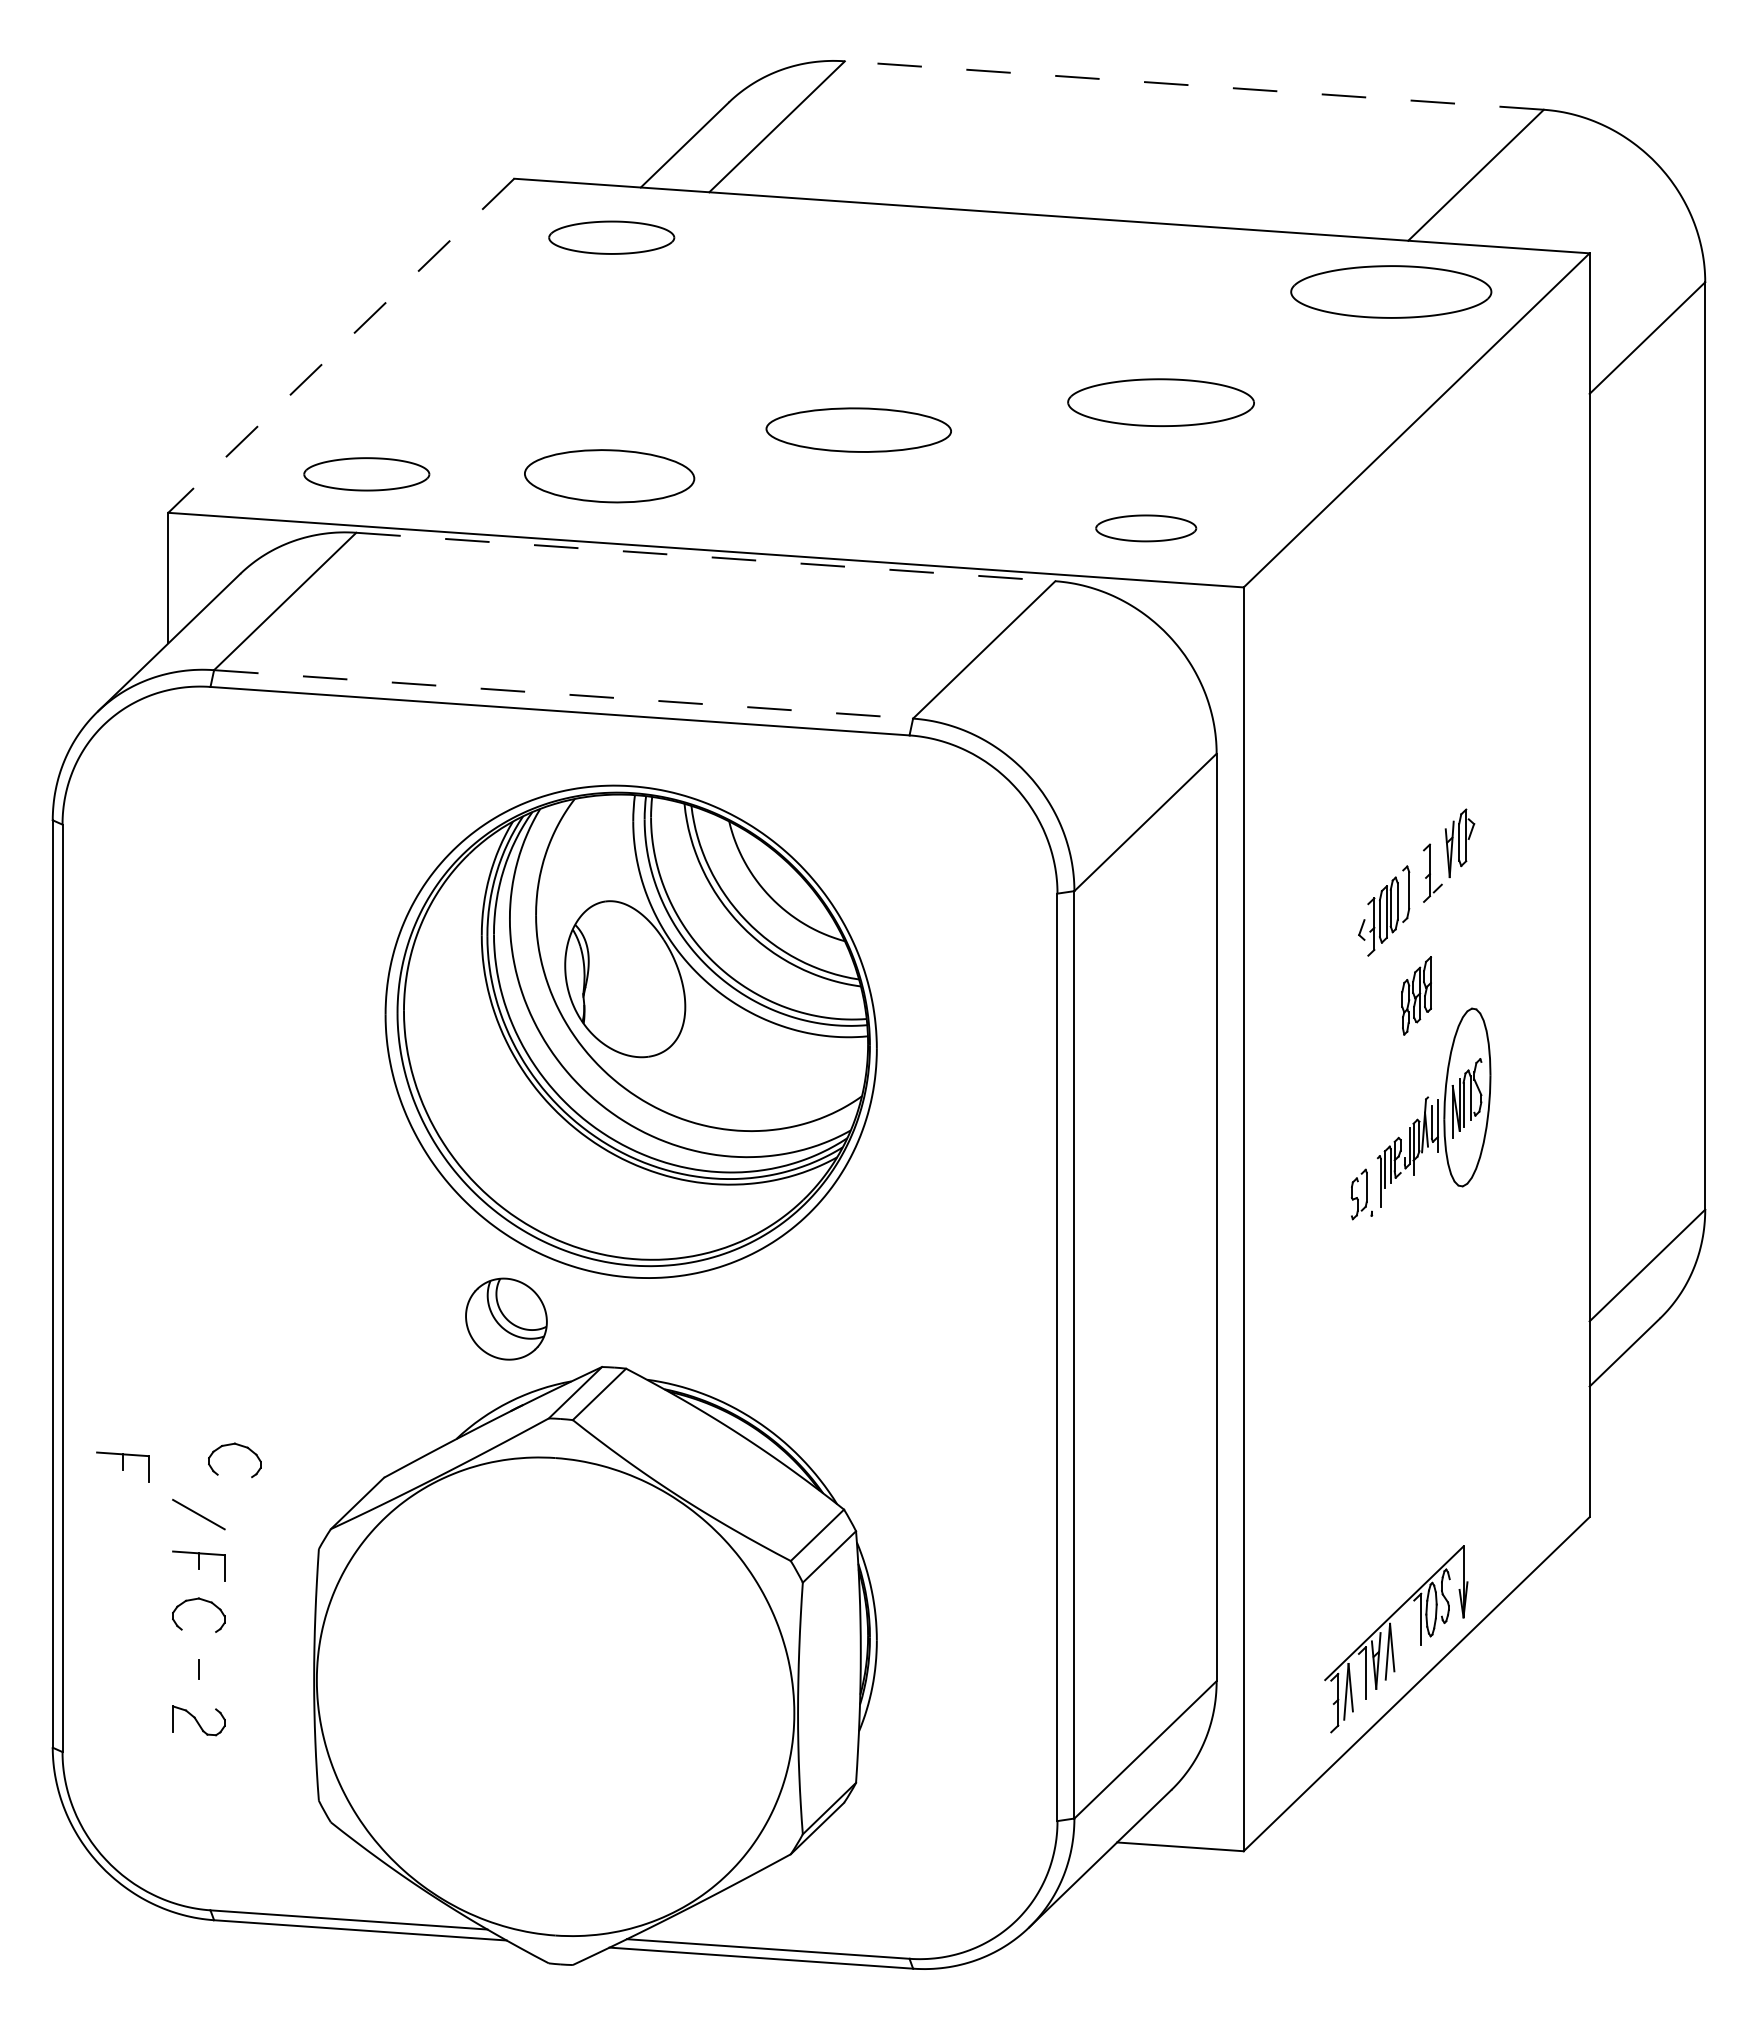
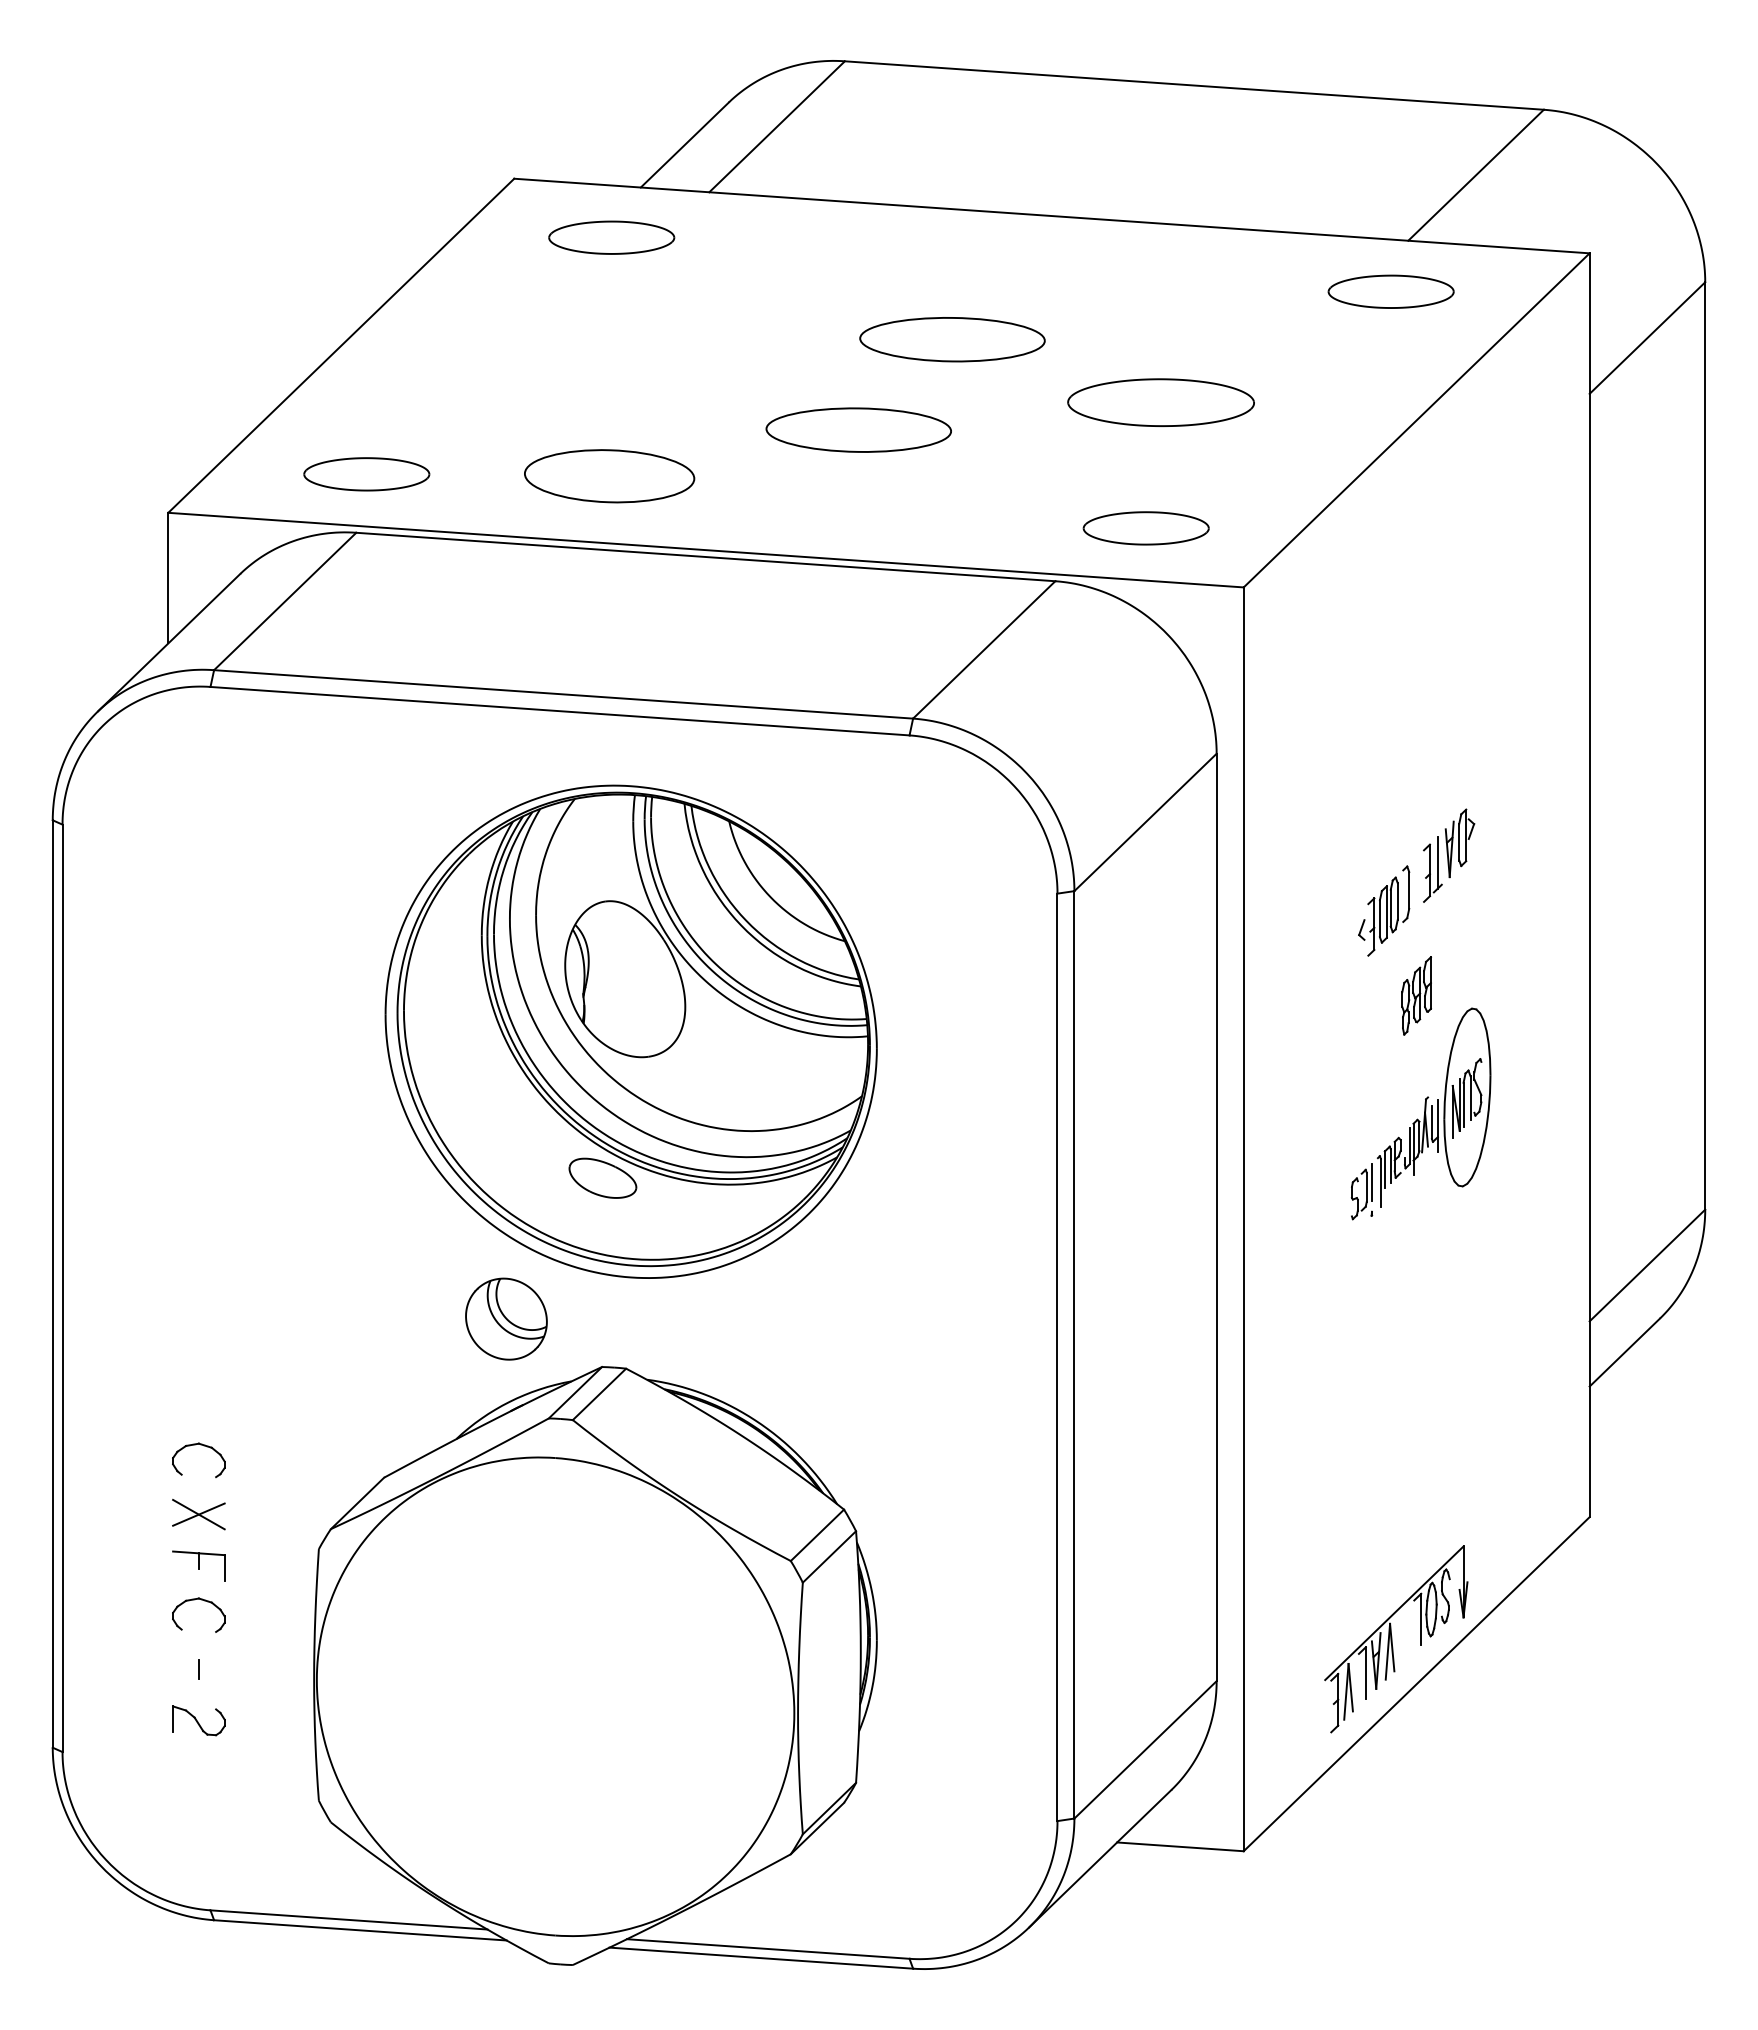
line: dashed -> solid (1193, 85)
part size: 203x54 px -> 128x35 px (1390, 291)
part: none -> present (952, 339)
line: dashed -> solid (340, 346)
part size: 103x29 px -> 128x35 px (1145, 528)
line: dashed -> solid (706, 557)
line: dashed -> solid (564, 694)
line: none -> present (1437, 862)
part: none -> present (602, 1177)
line: none -> present (1372, 1181)
part position: (239, 1446) -> (203, 1446) (203, 1446)
part: present -> none (122, 1466)
line: none -> present (198, 1514)
